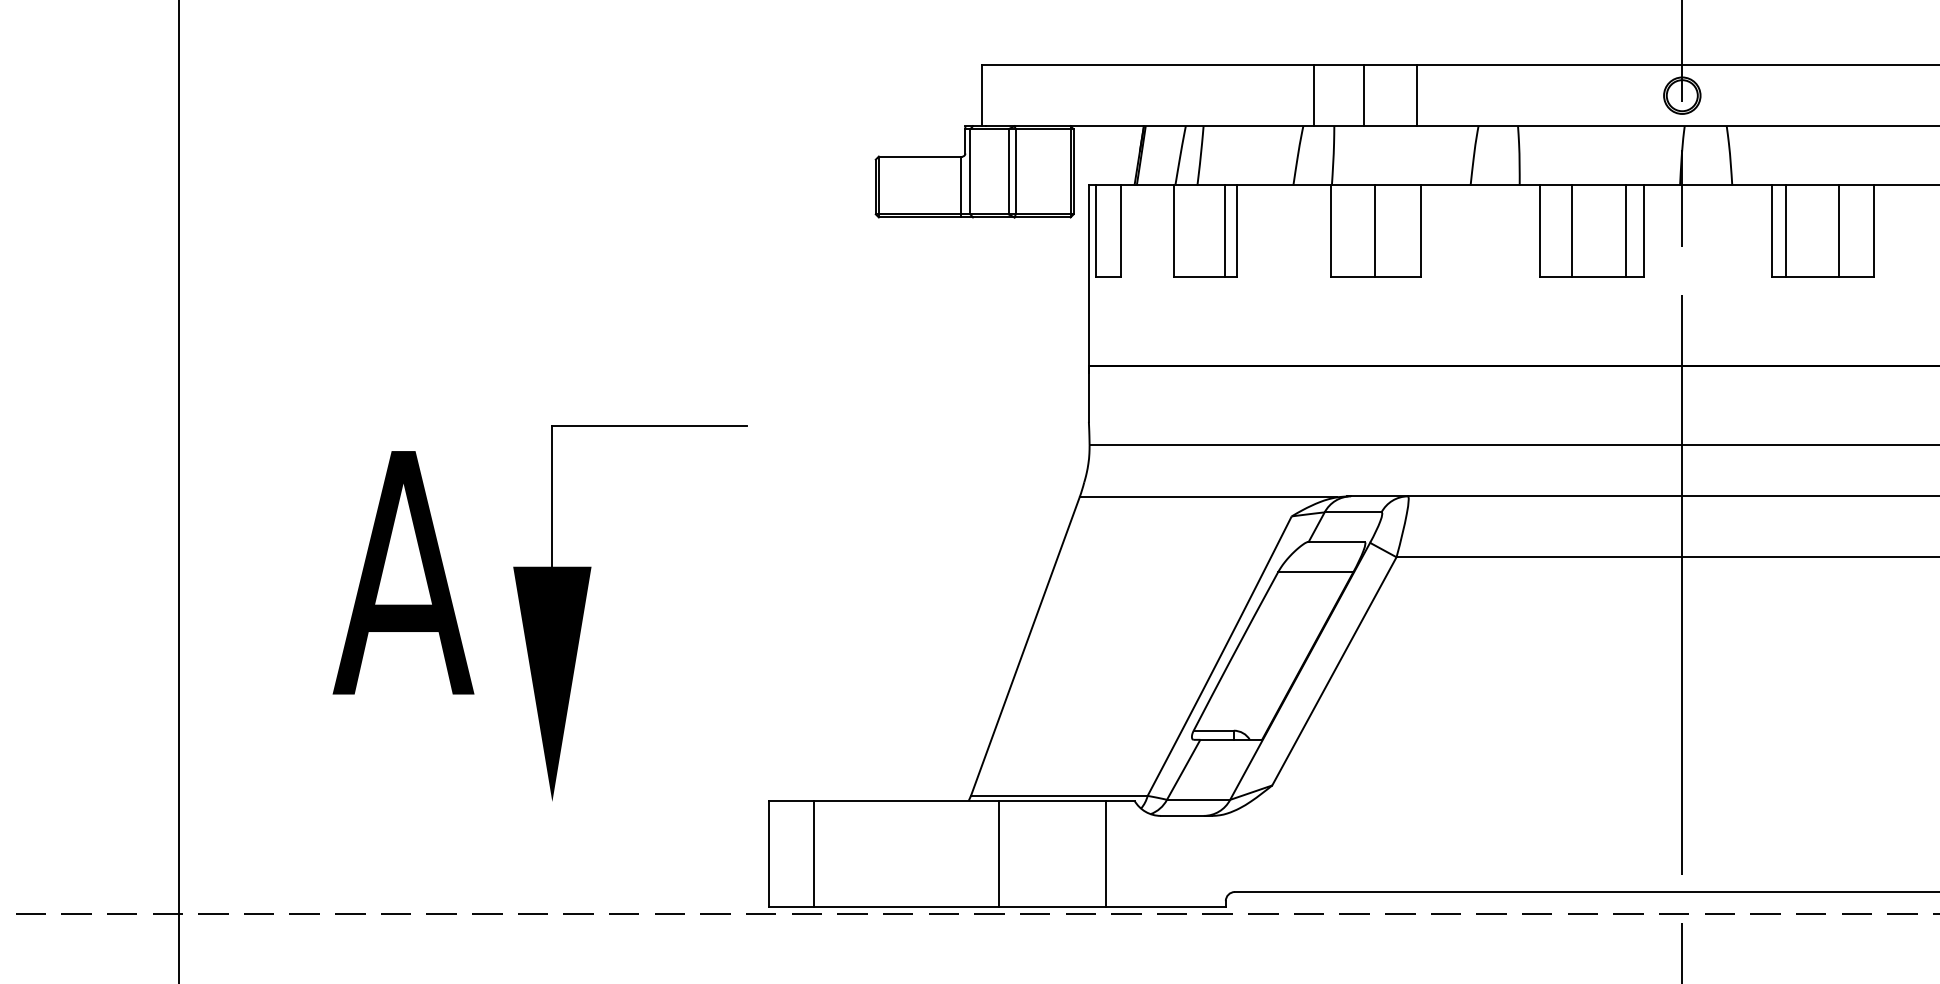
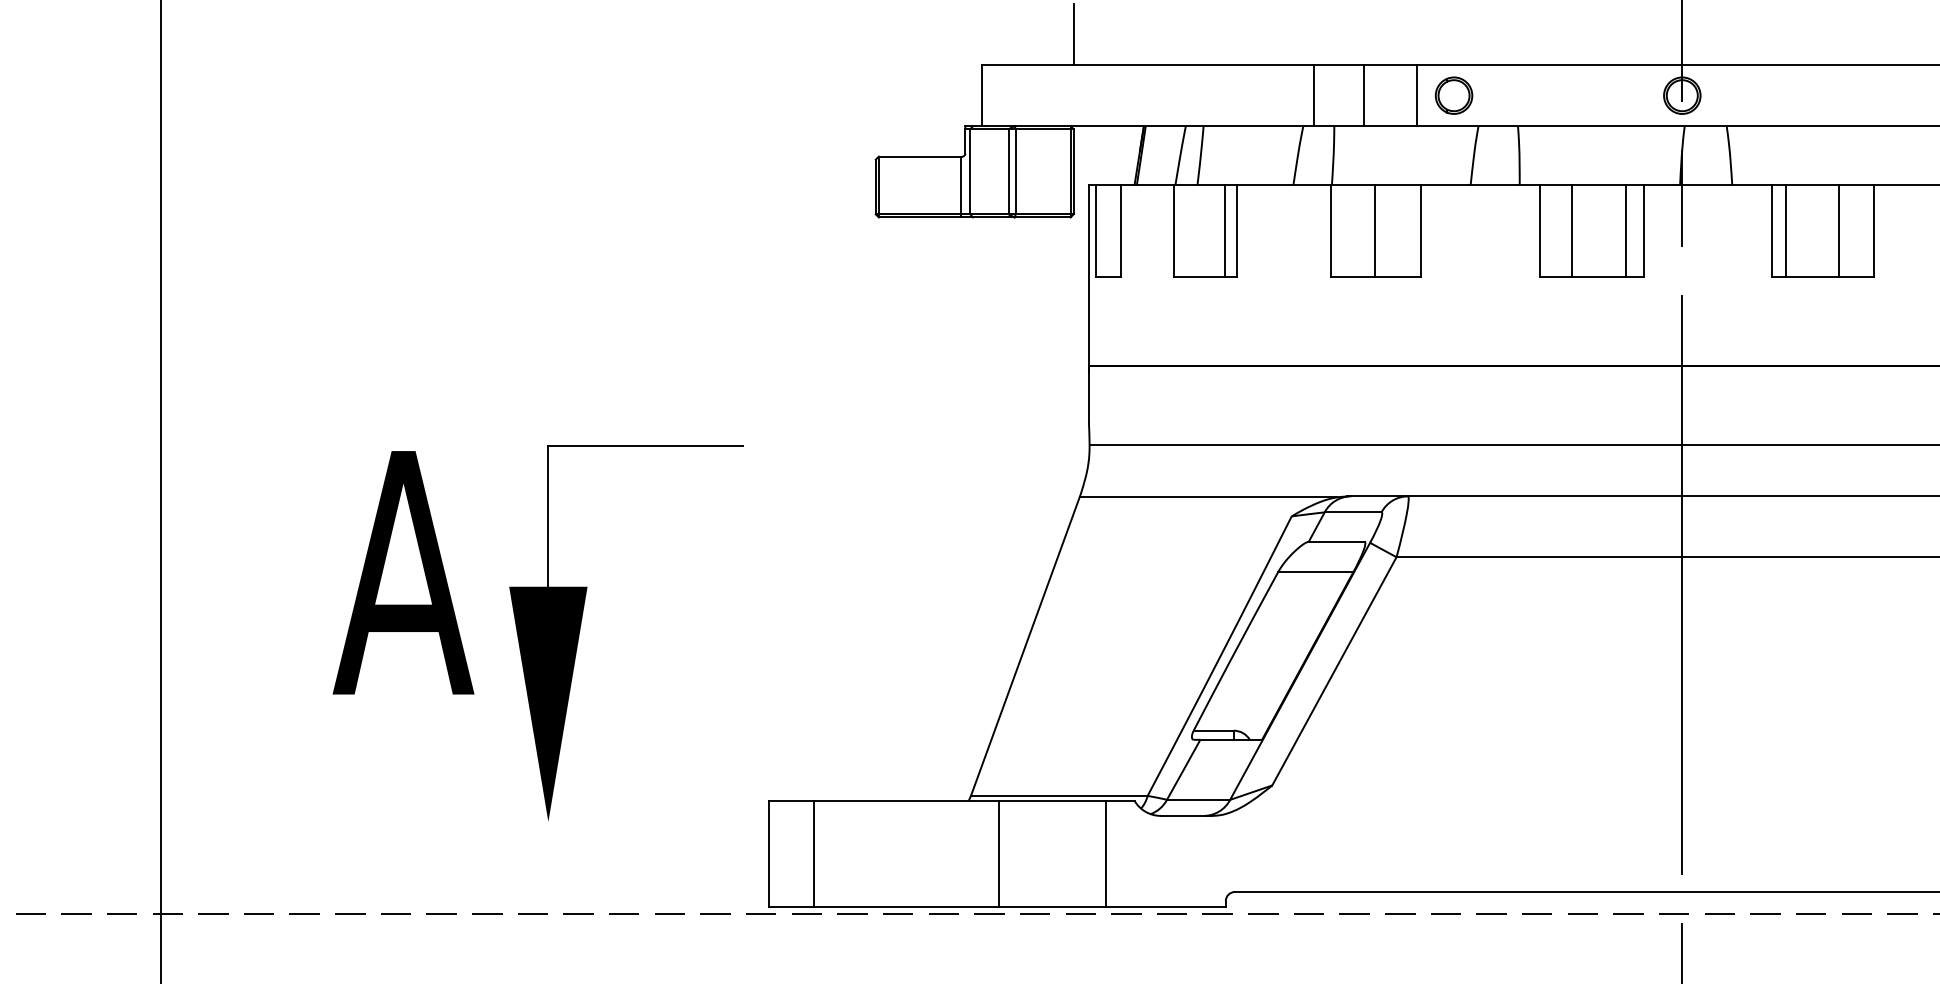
line: none -> present (1073, 34)
part: none -> present (1453, 95)
line position: (178, 491) -> (160, 491) (160, 491)
part position: (585, 605) -> (581, 625) (581, 625)
